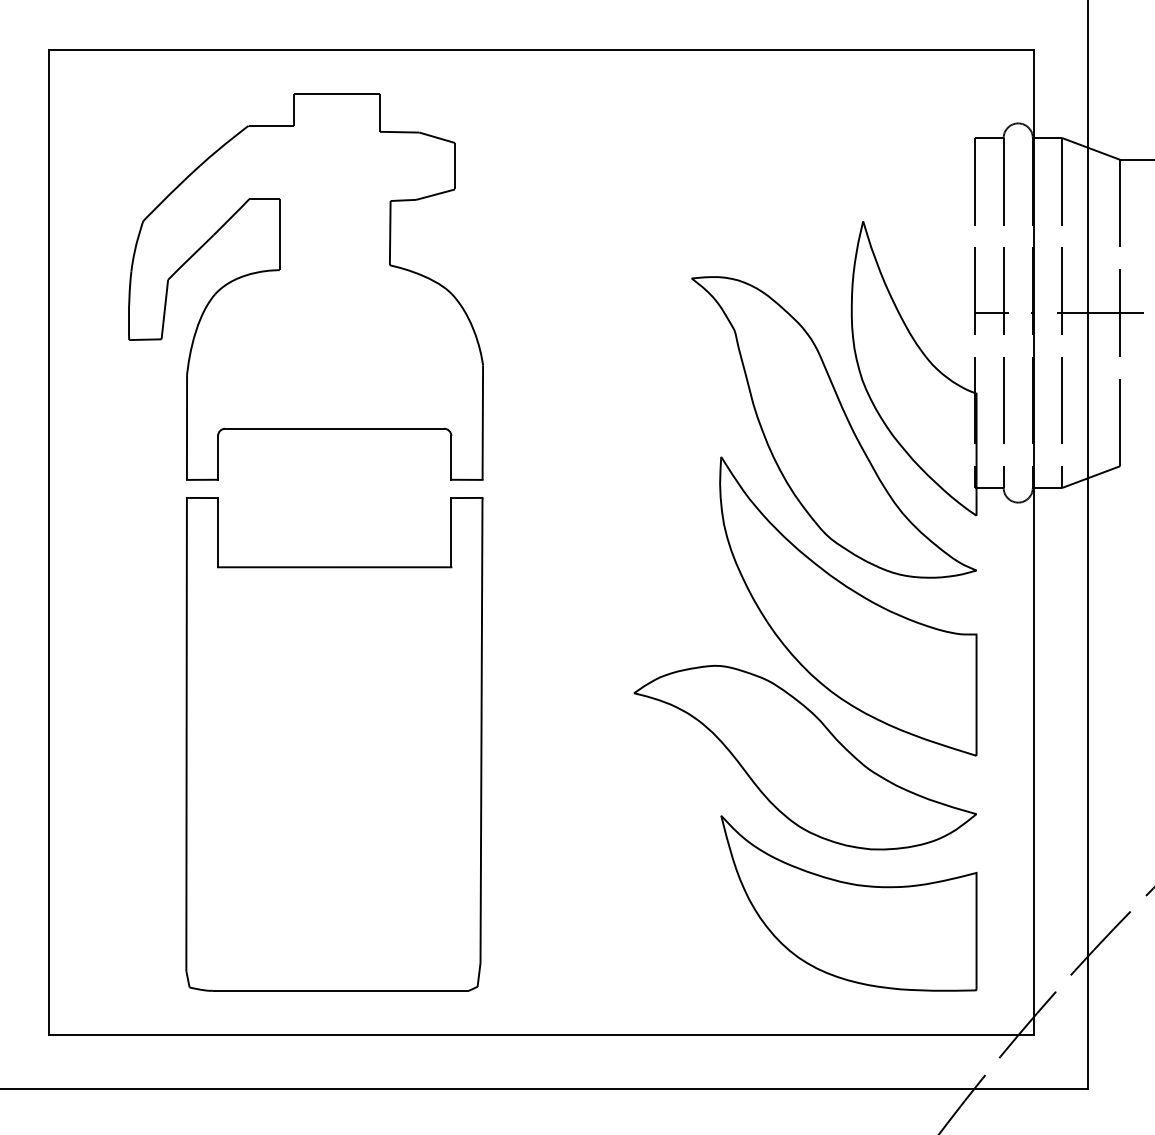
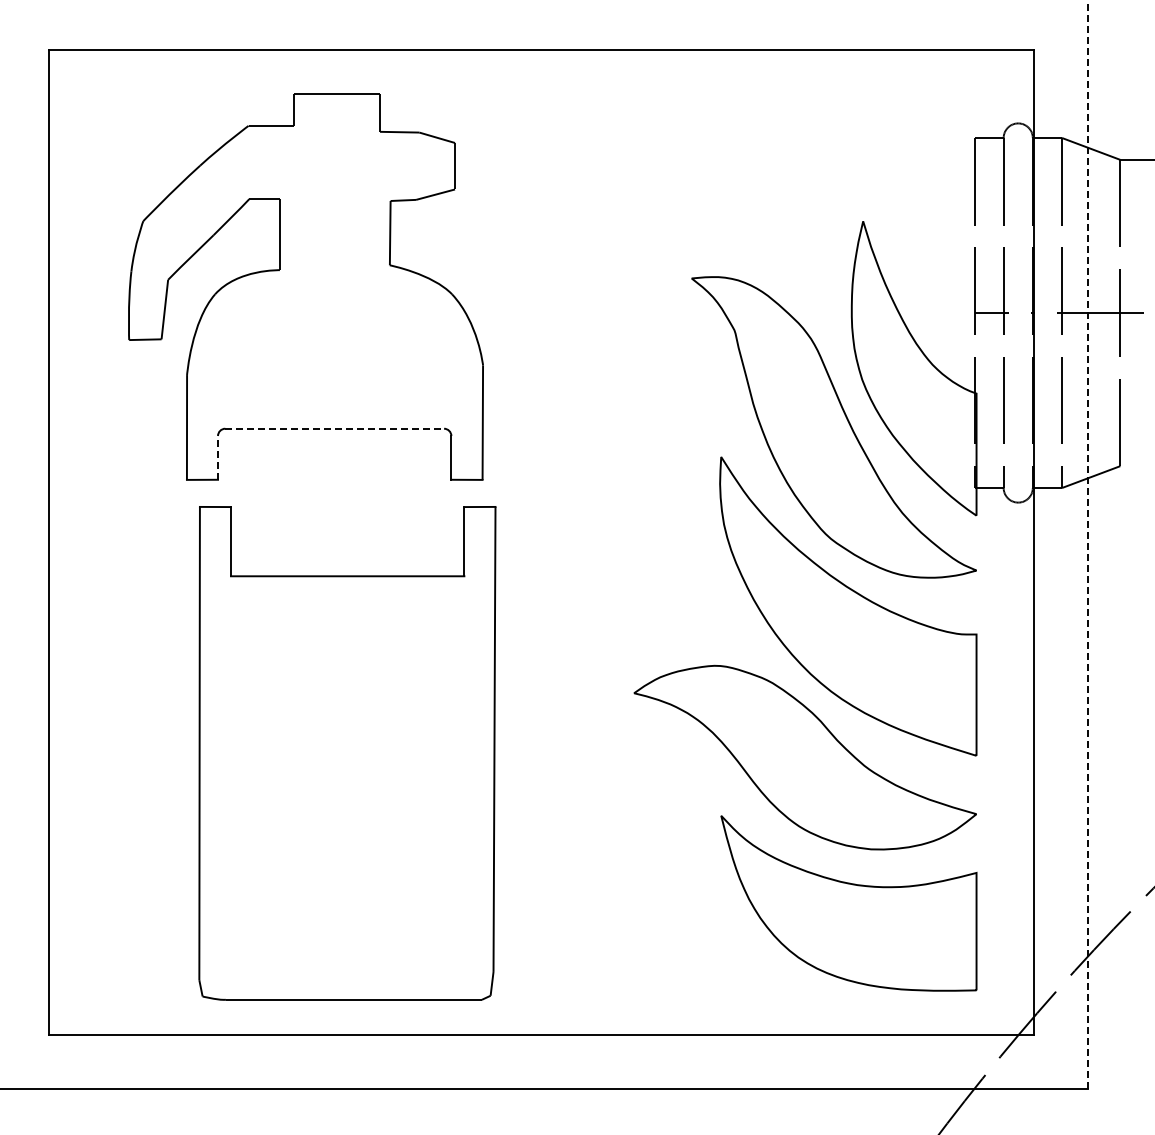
line: solid -> dashed (335, 428)
line: solid -> dashed (218, 457)
line: solid -> dashed (1088, 544)
part position: (334, 744) -> (347, 753) (347, 753)
